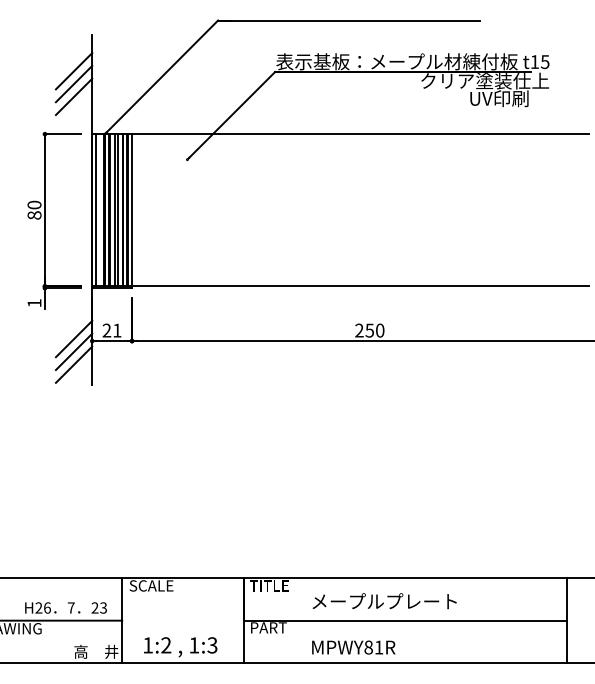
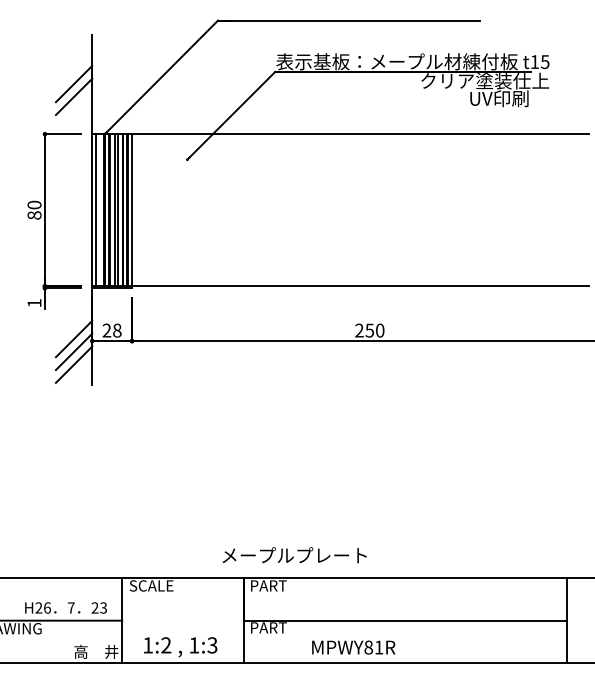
line: present -> none (73, 71)
text: 21 -> 28 (117, 330)
text: TITLE -> PART (269, 585)
text position: (384, 601) -> (294, 555) (294, 555)
